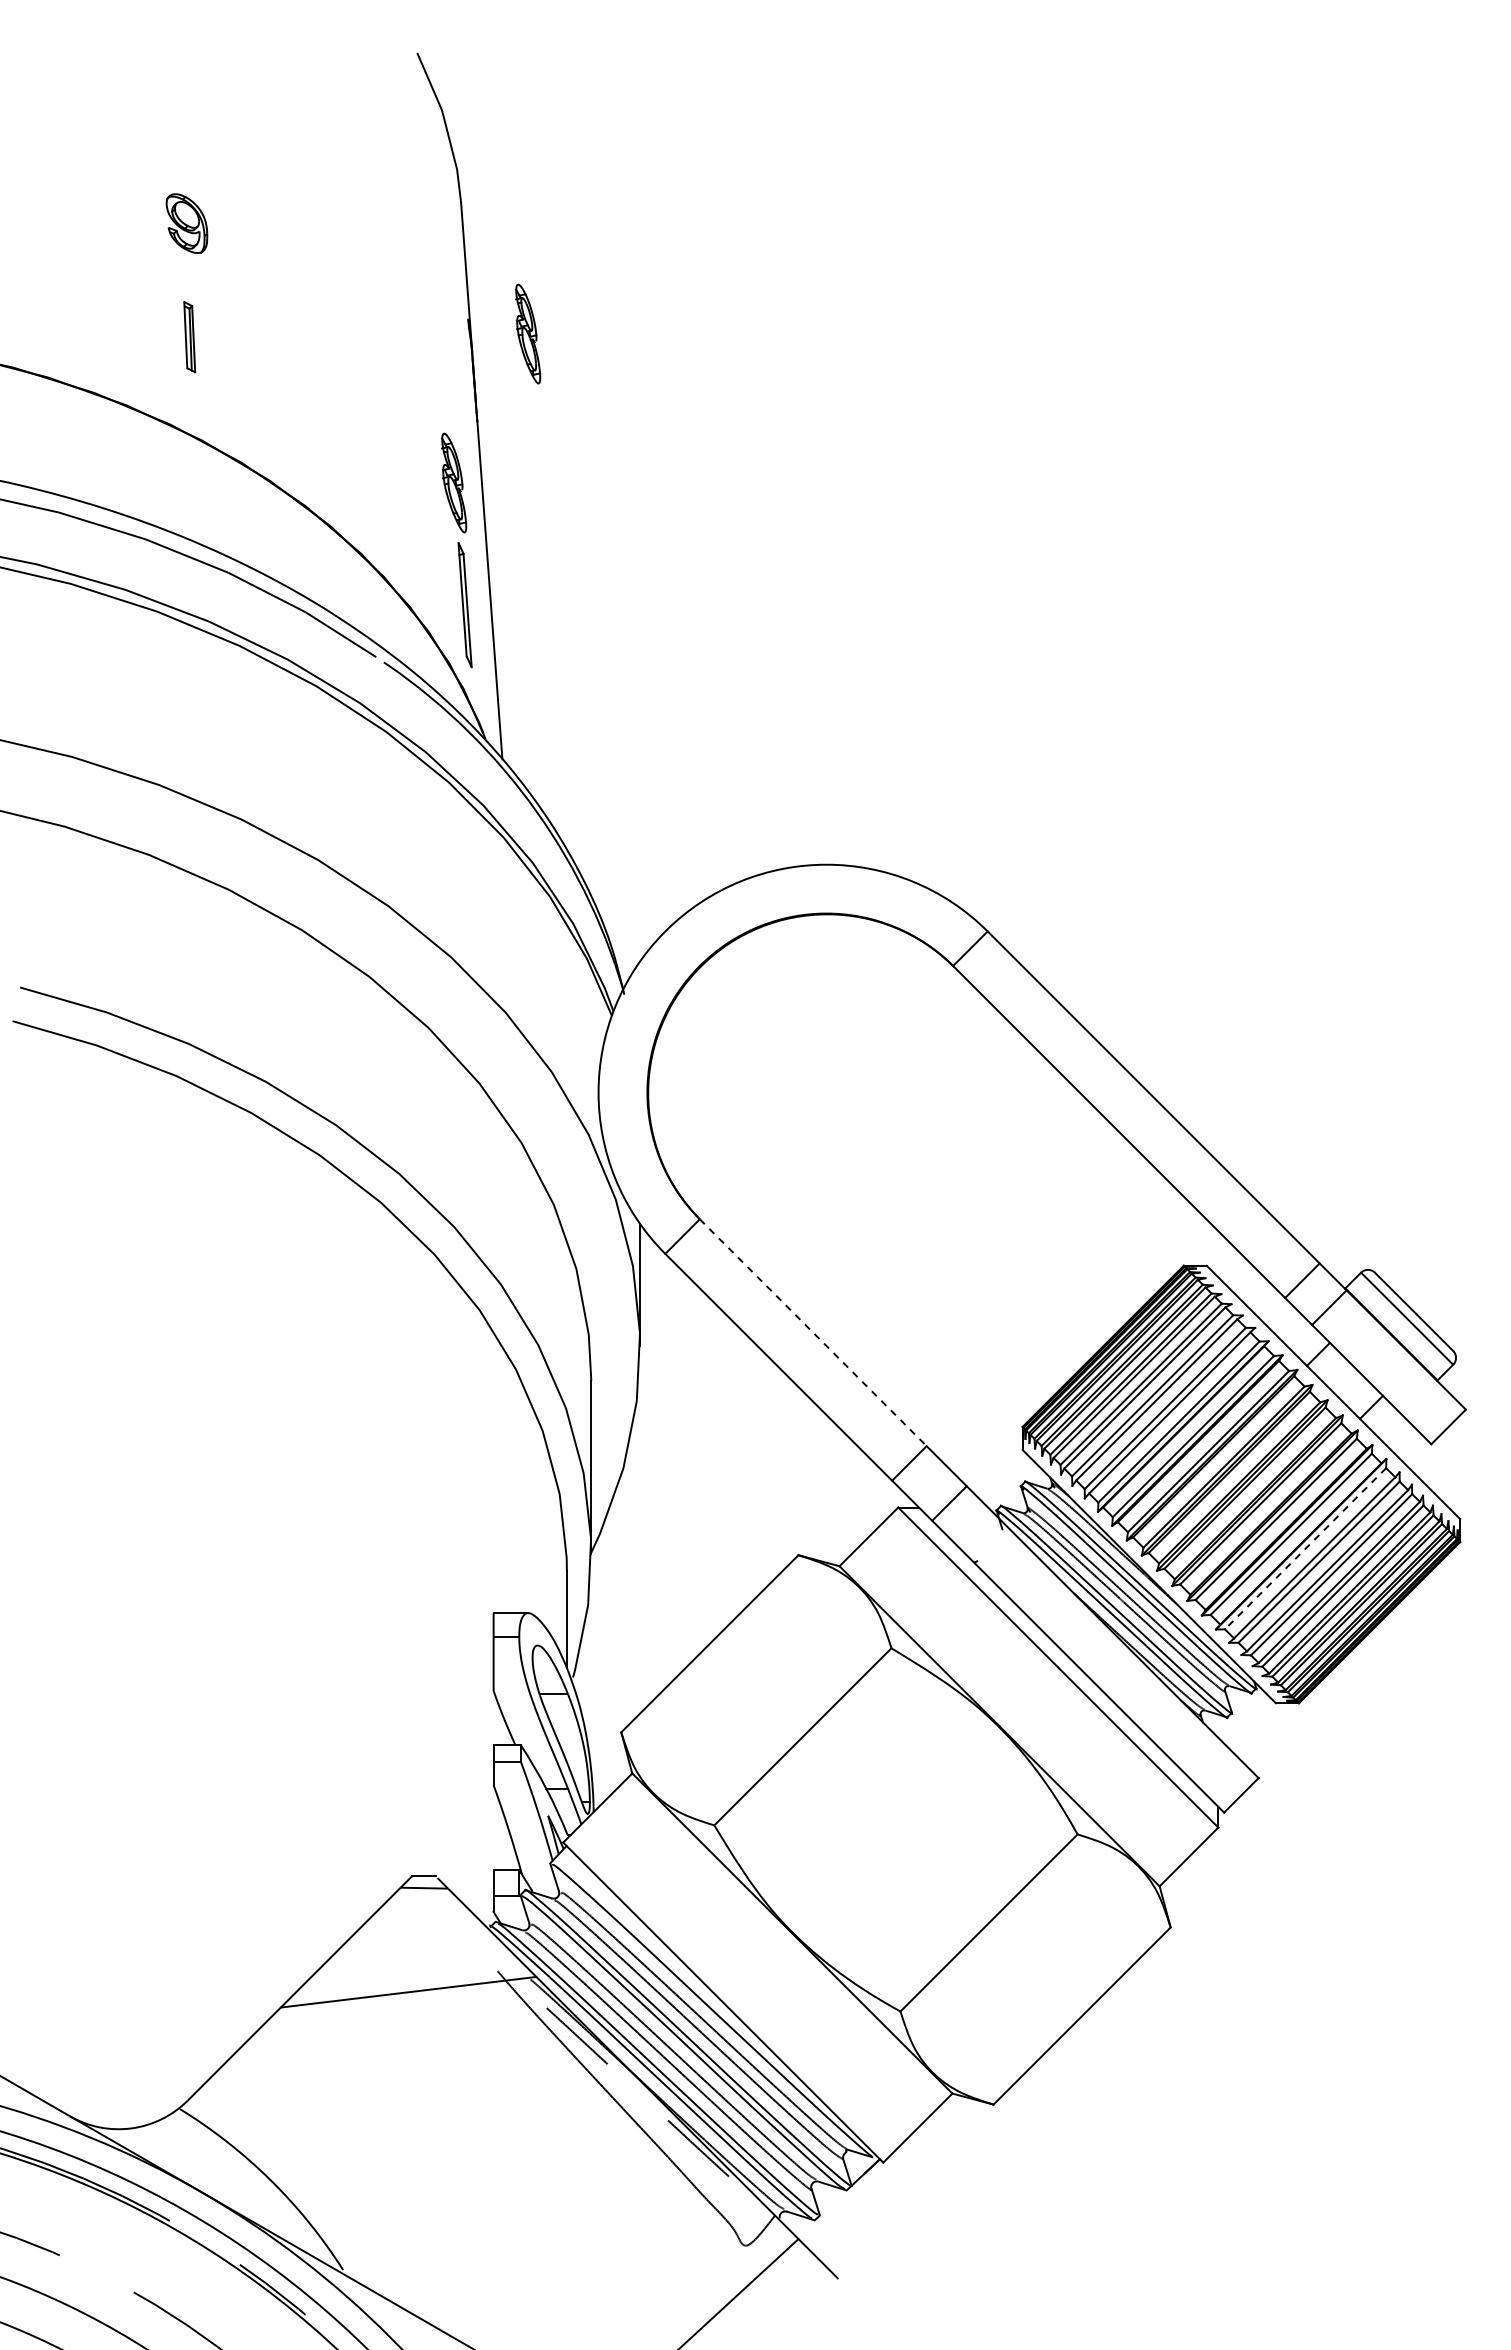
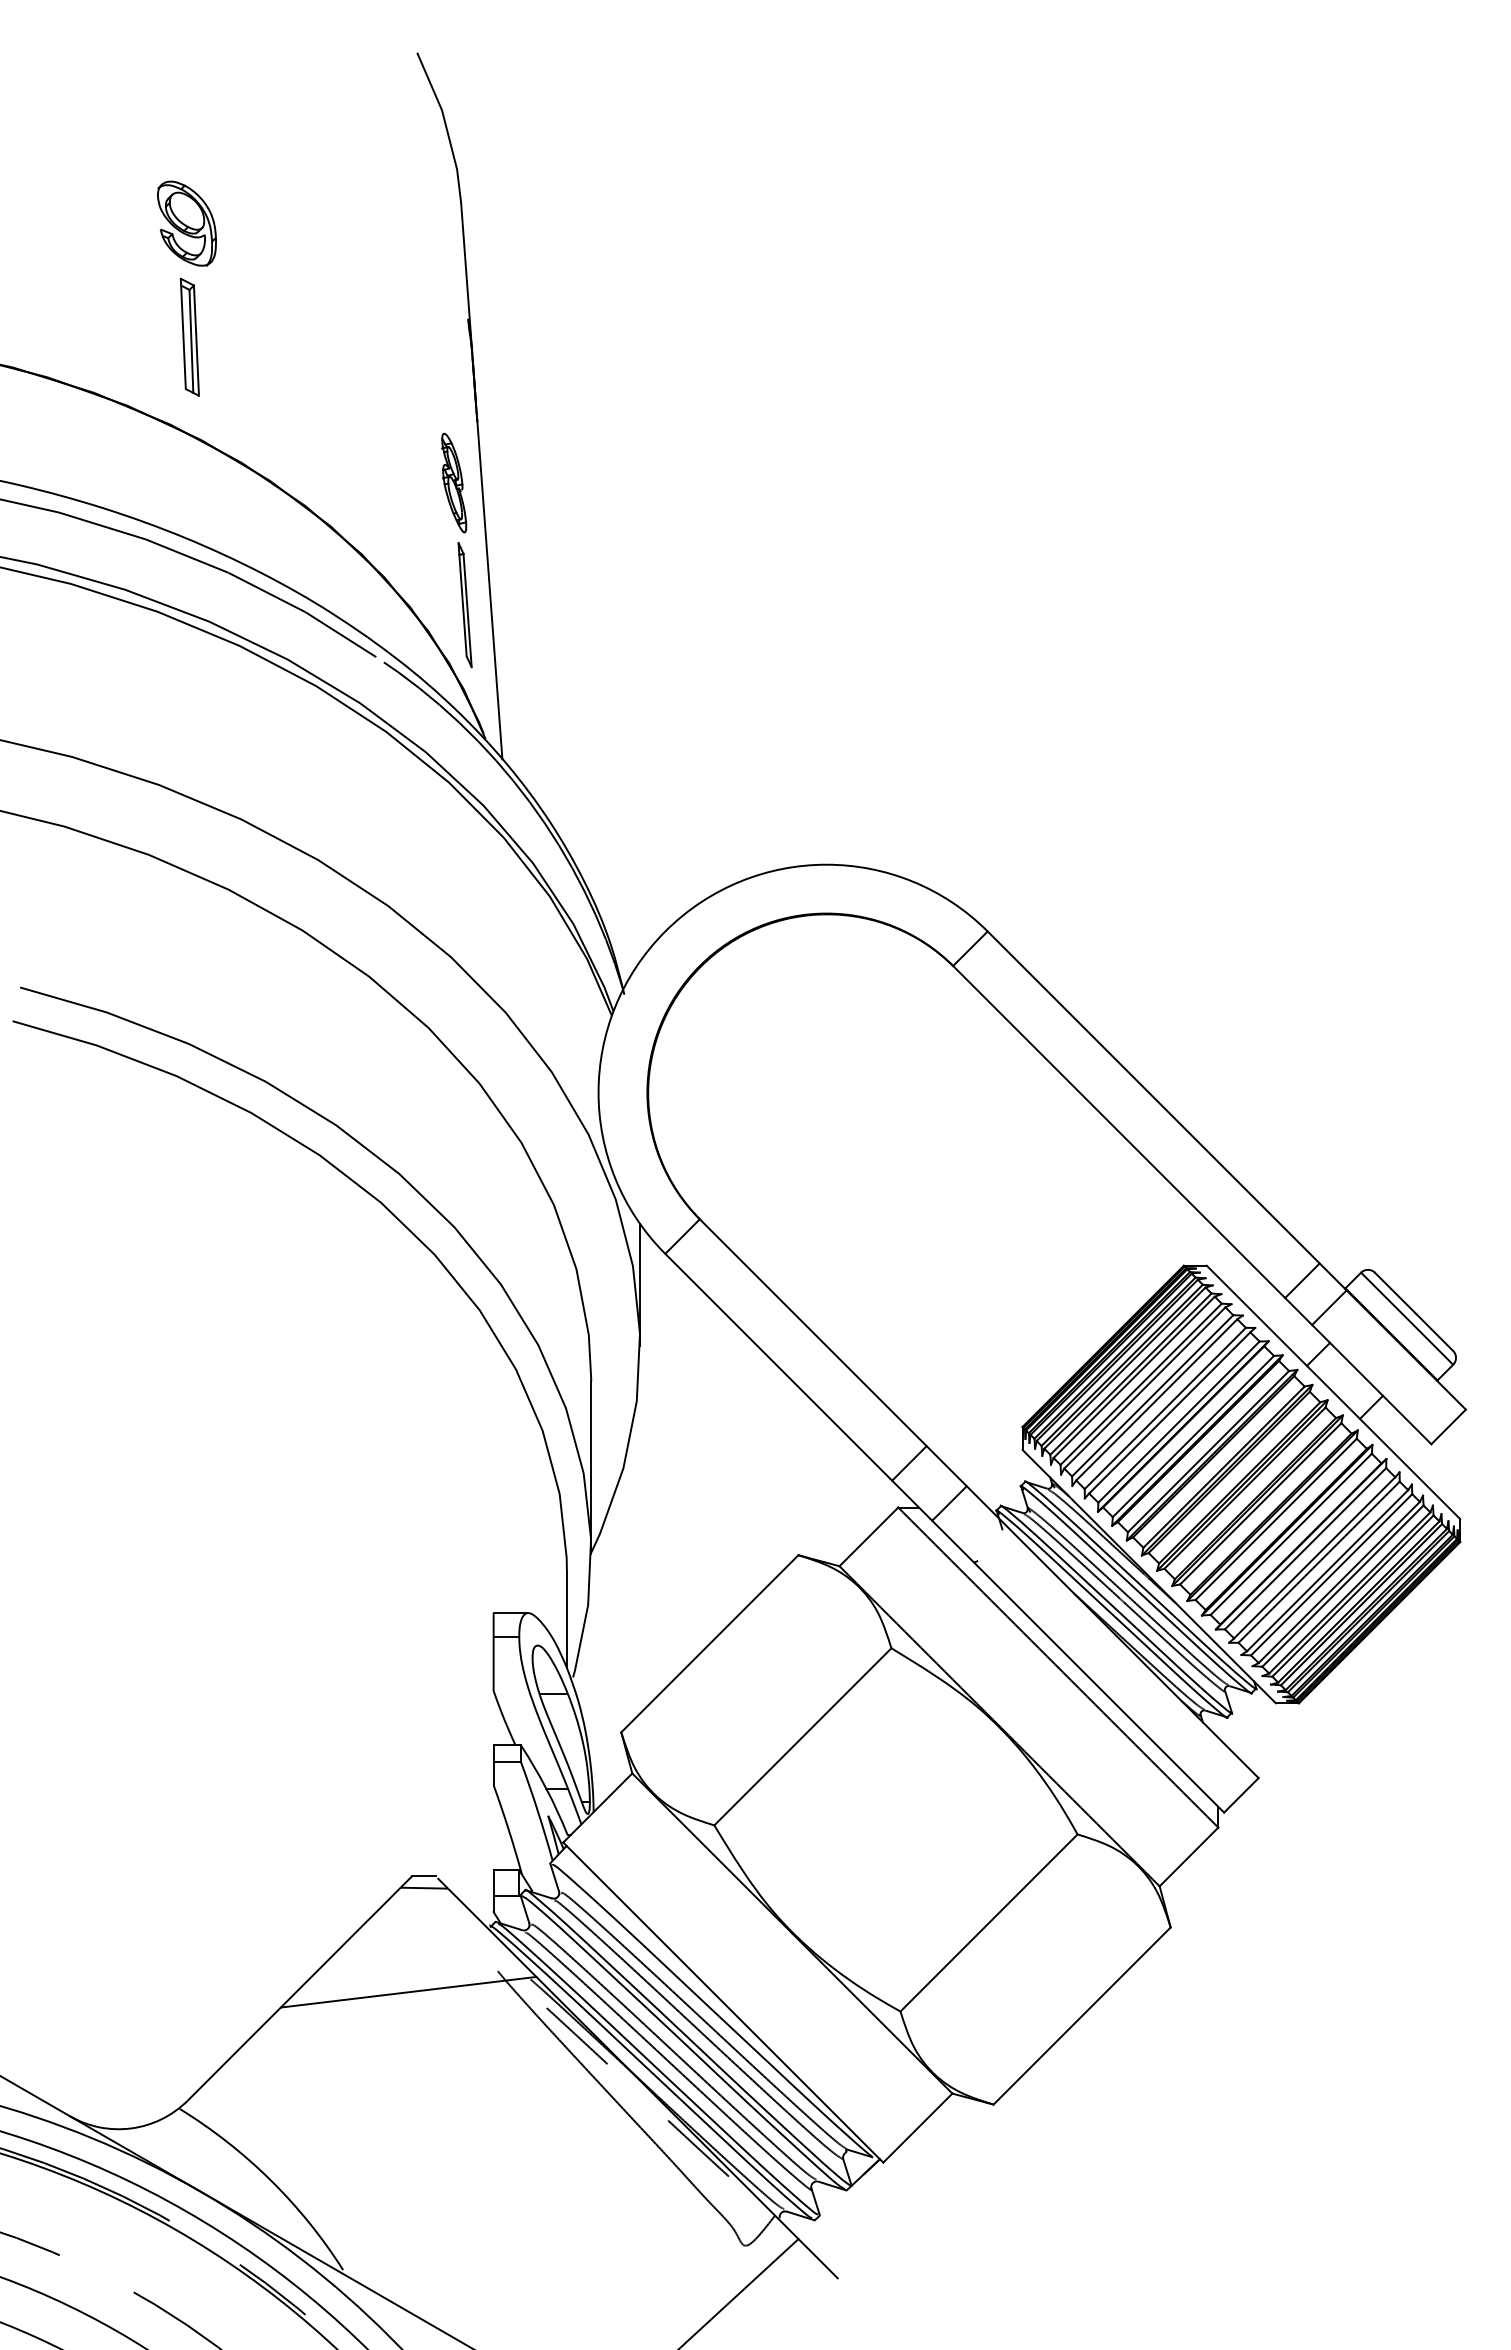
part size: 44x61 px -> 60x87 px (186, 223)
part: present -> none (528, 333)
part size: 14x73 px -> 21x120 px (189, 336)
line: dashed -> solid (813, 1333)
line: dashed -> solid (1305, 1548)
